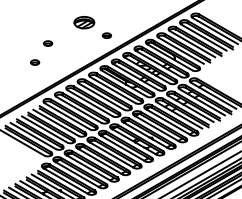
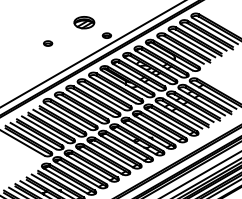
line: none -> present (92, 54)
part: present -> none (35, 62)
